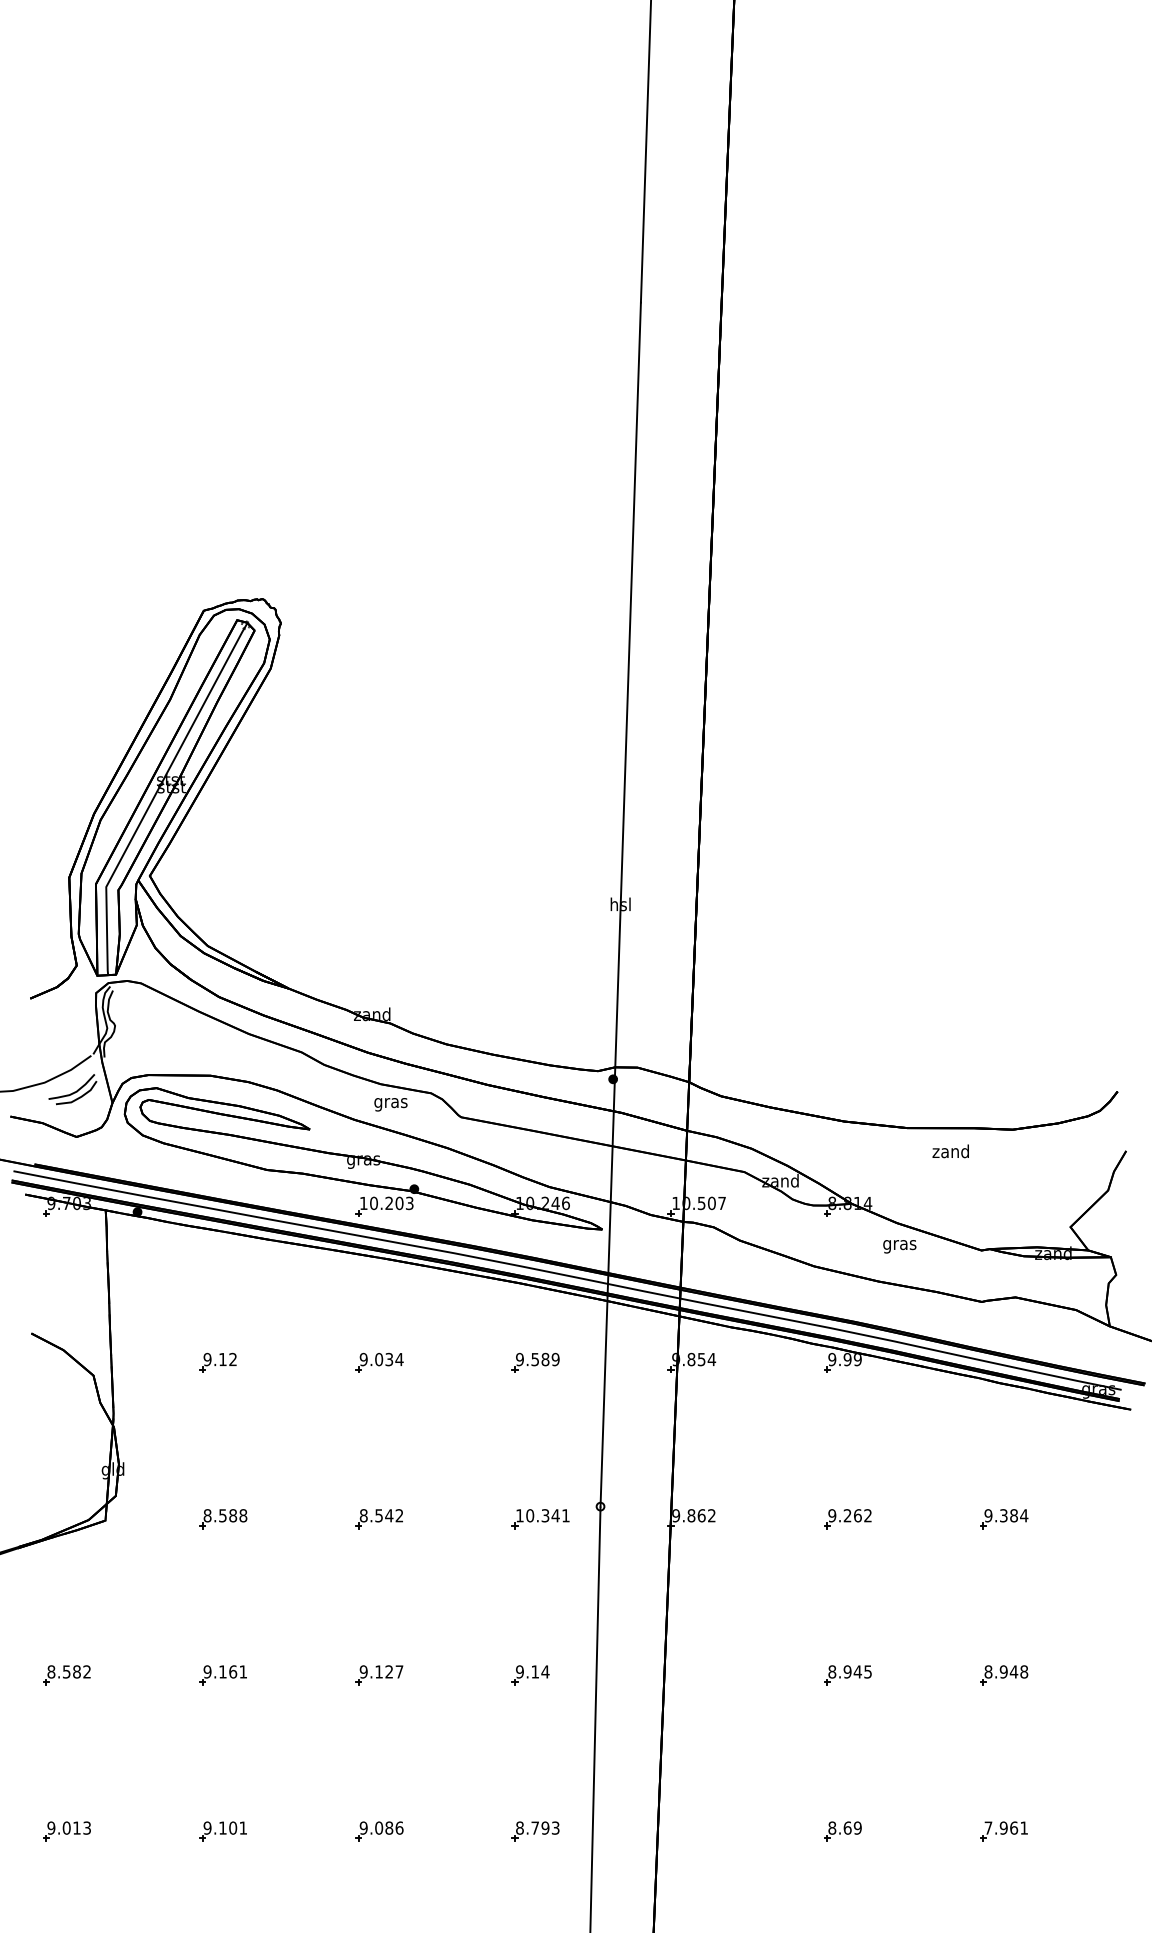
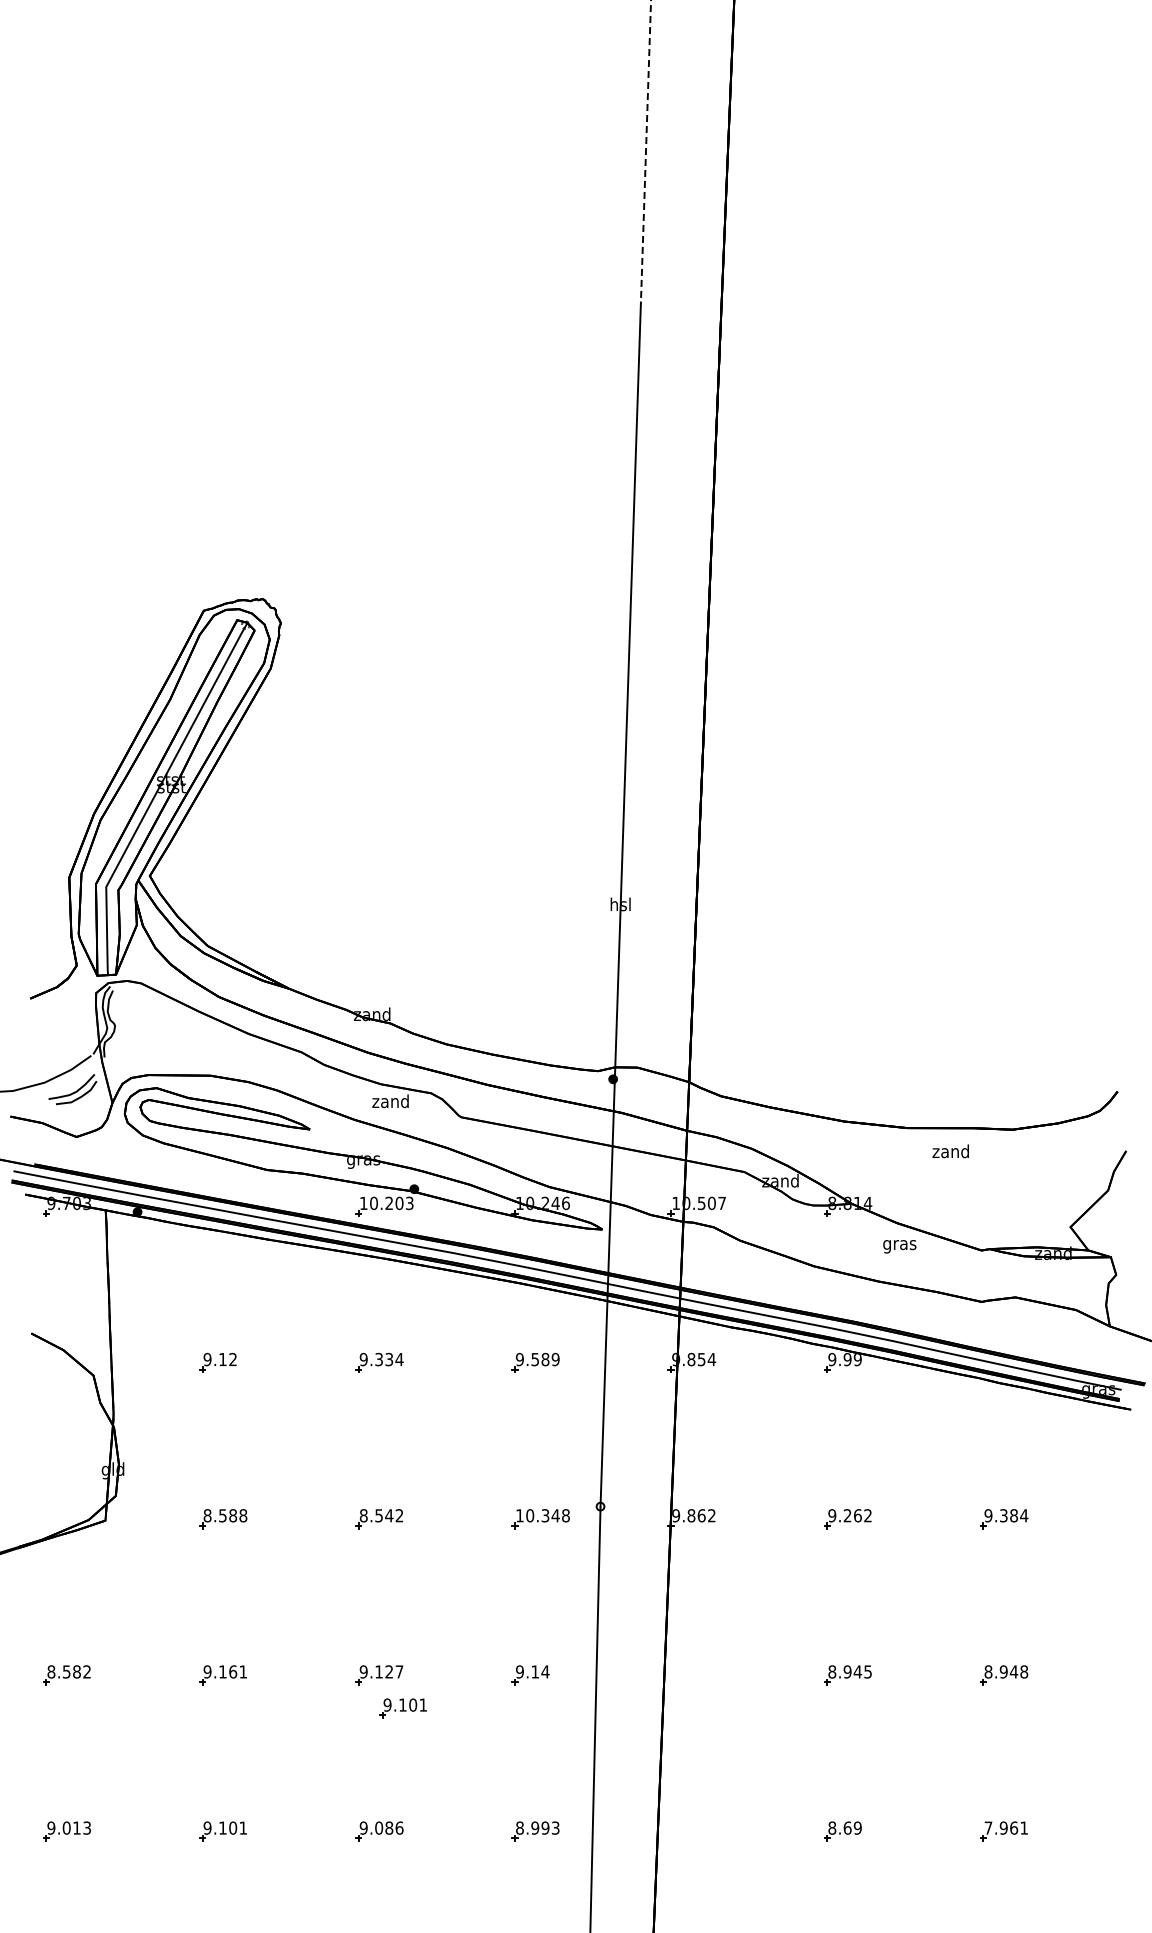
line: solid -> dashed (645, 151)
text: gras -> zand (390, 1102)
text: 9.034 -> 9.334 (379, 1359)
text: 10.341 -> 10.348 (565, 1515)
part: none -> present (402, 1708)
text: 8.793 -> 8.993 (535, 1827)
